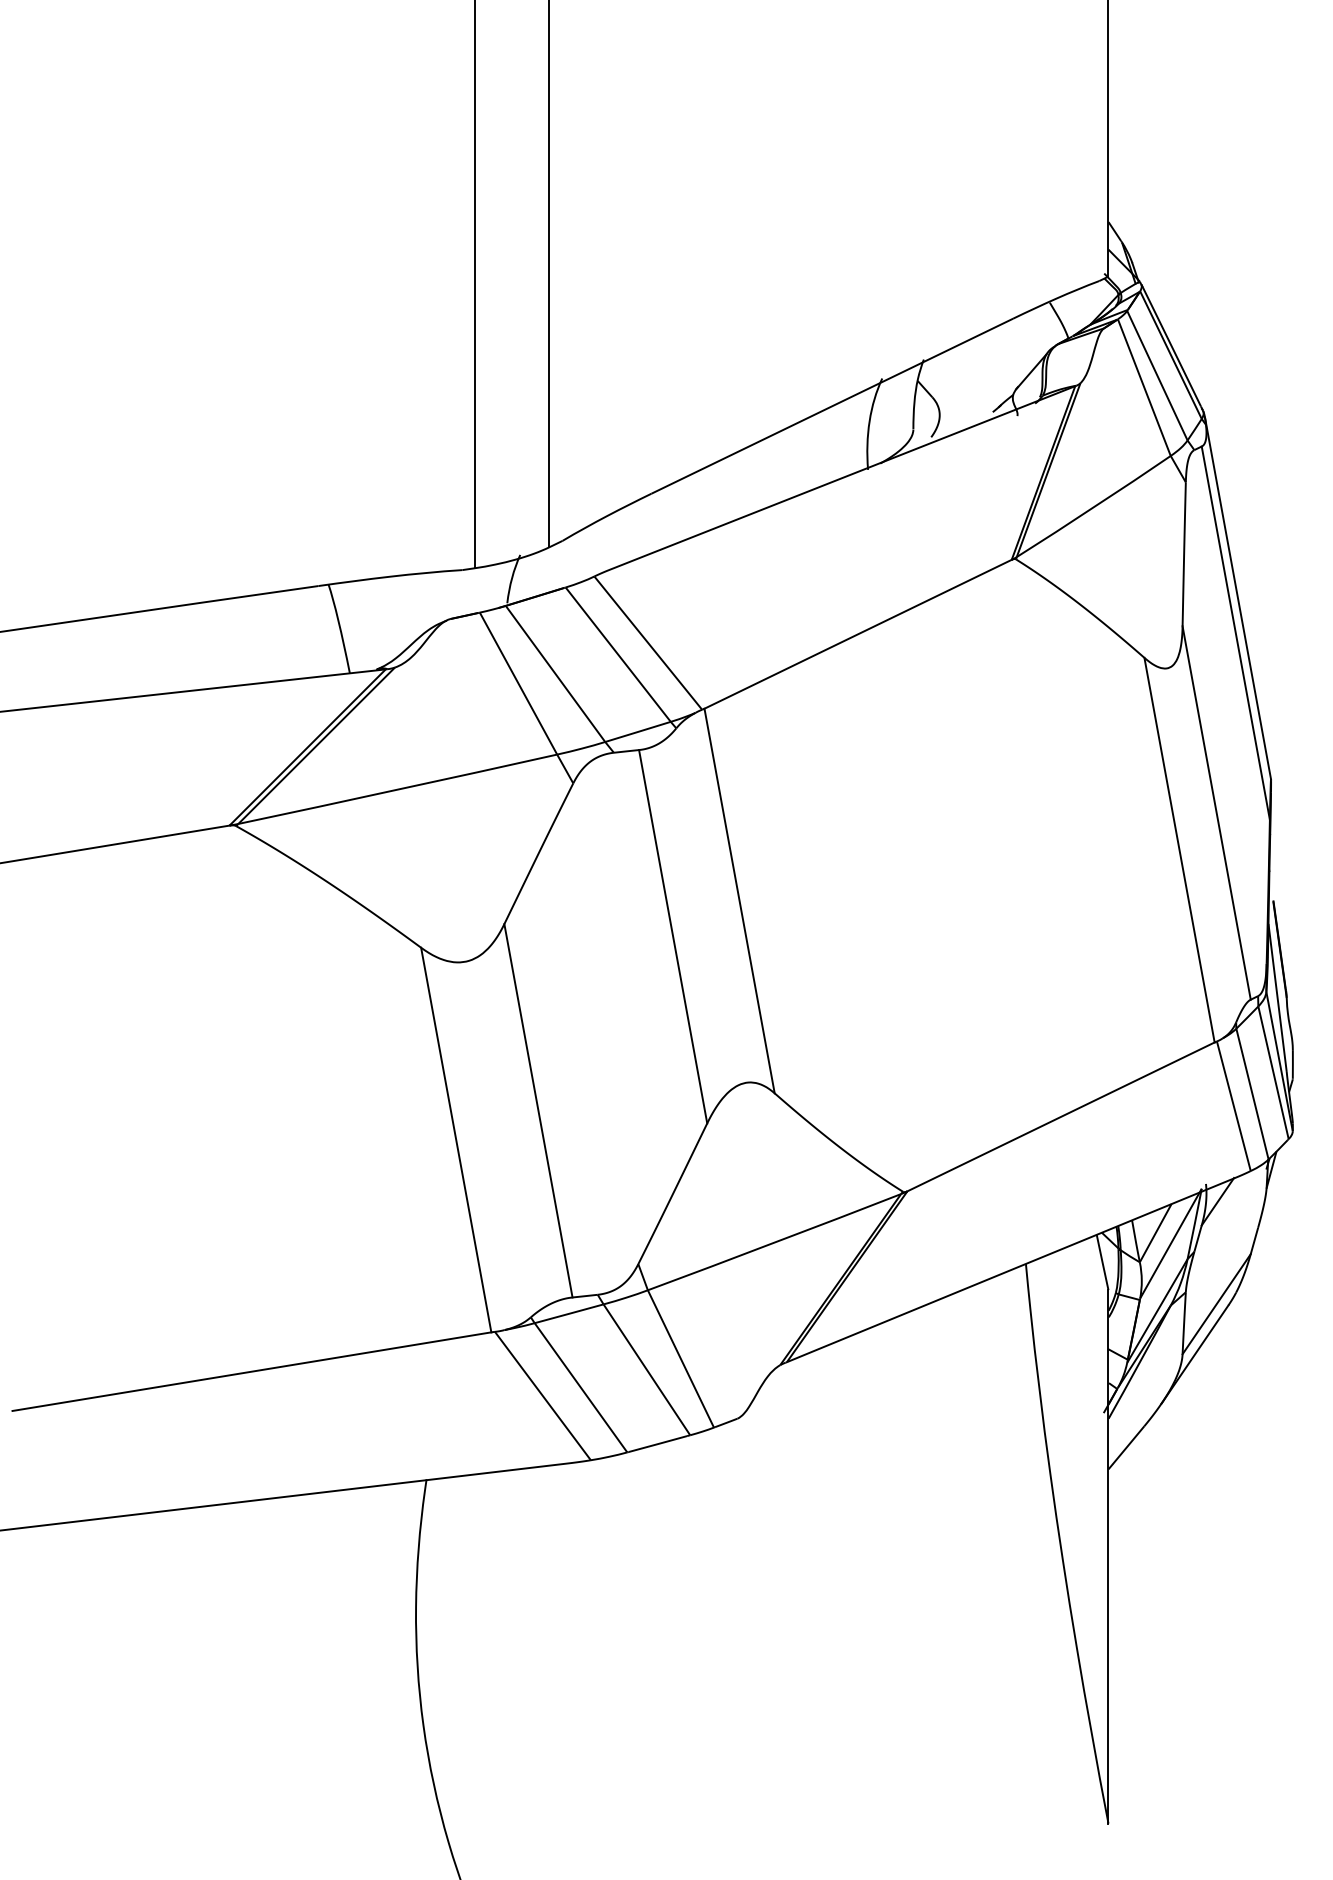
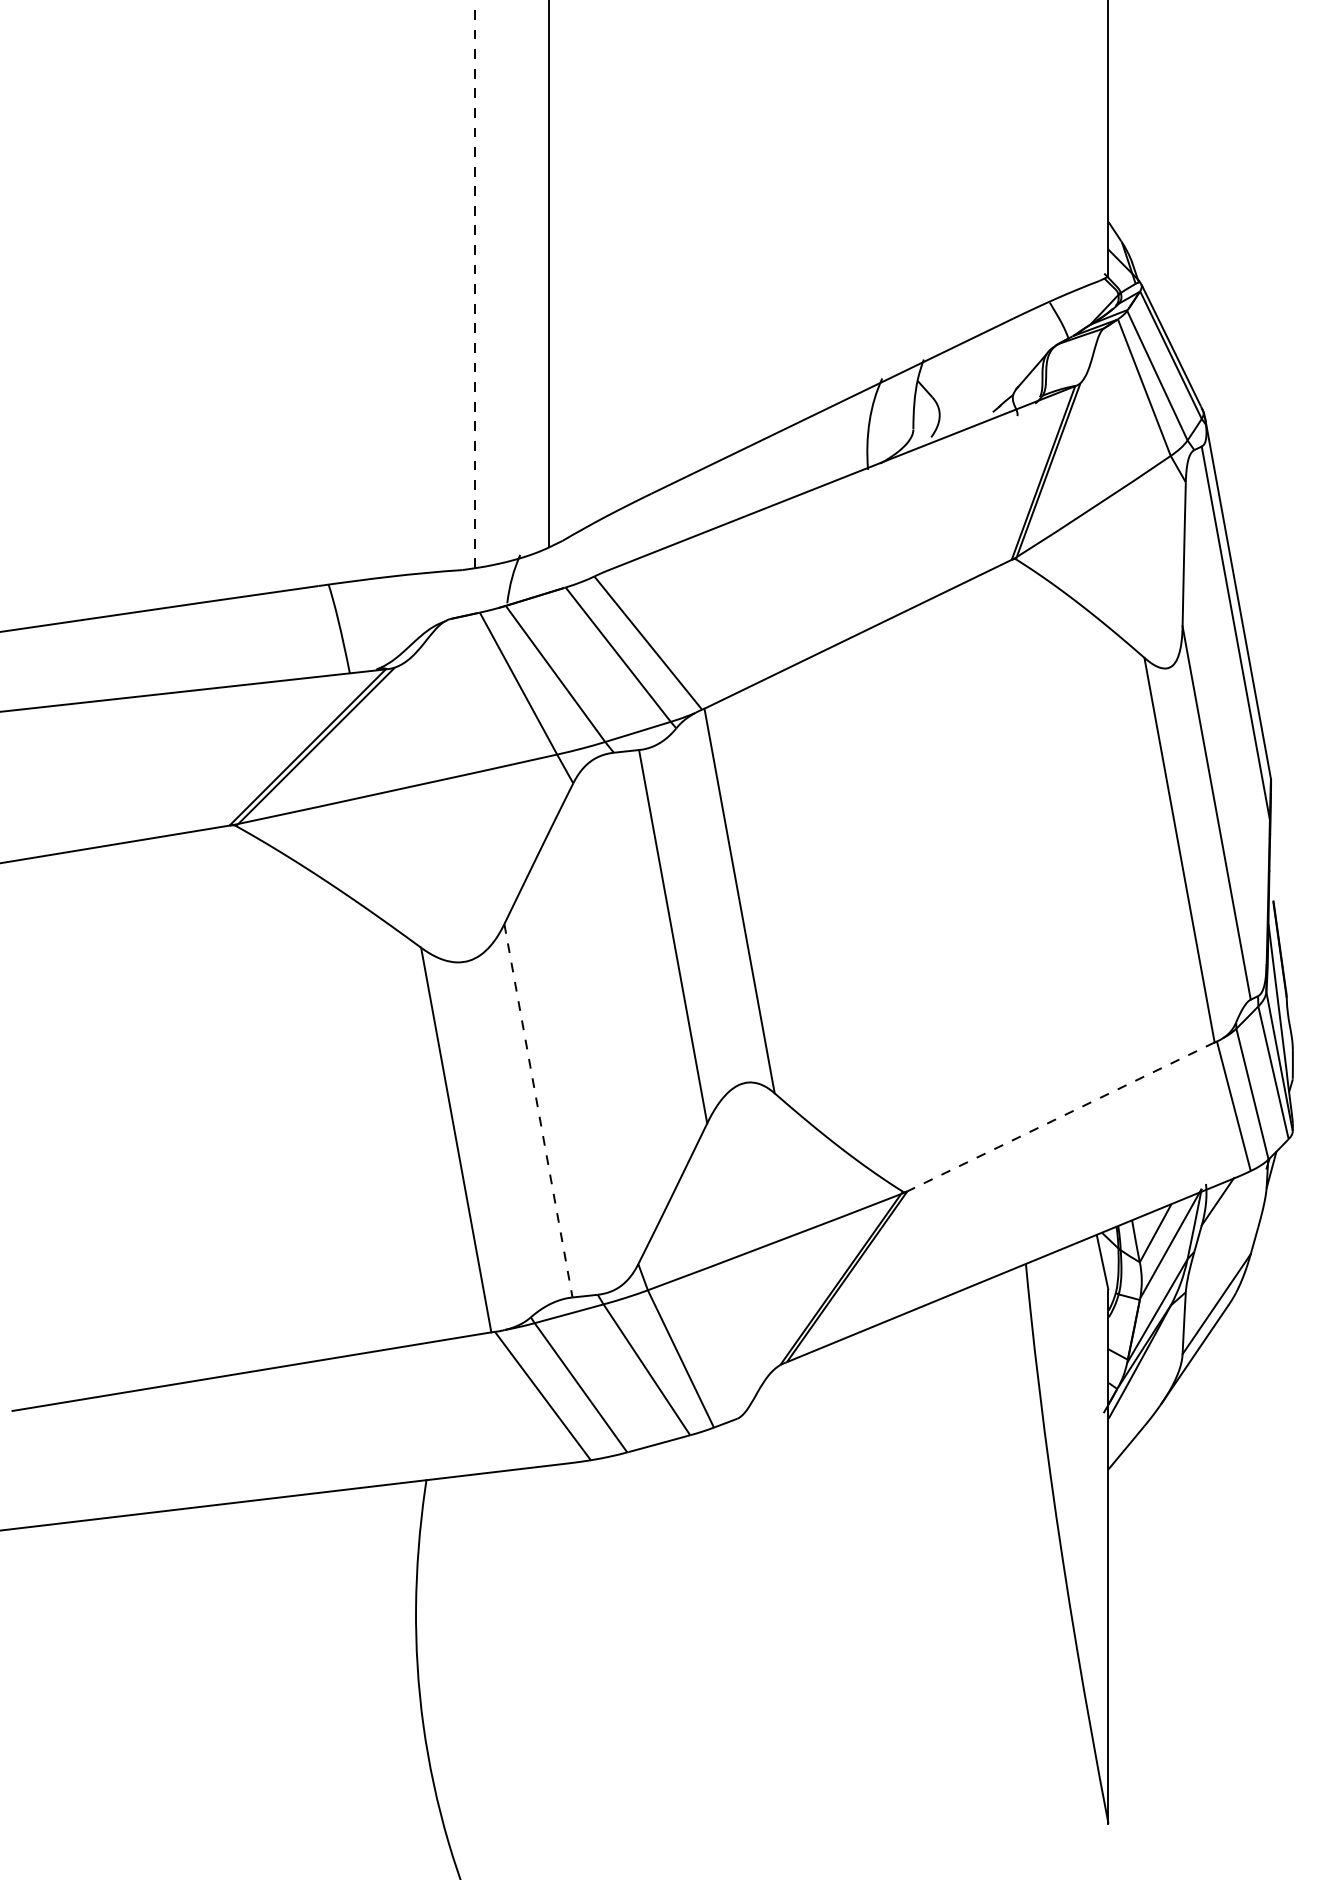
line: solid -> dashed (474, 284)
line: solid -> dashed (538, 1110)
line: solid -> dashed (1061, 1116)
